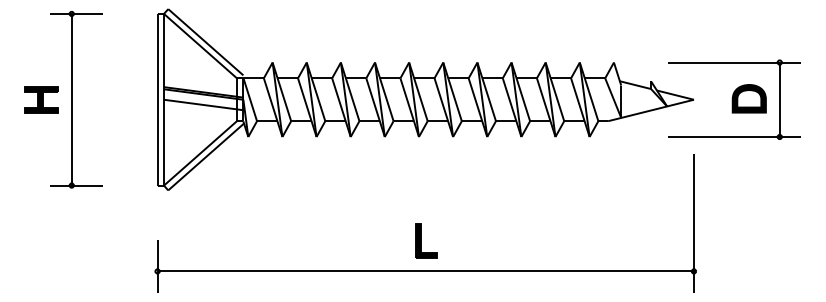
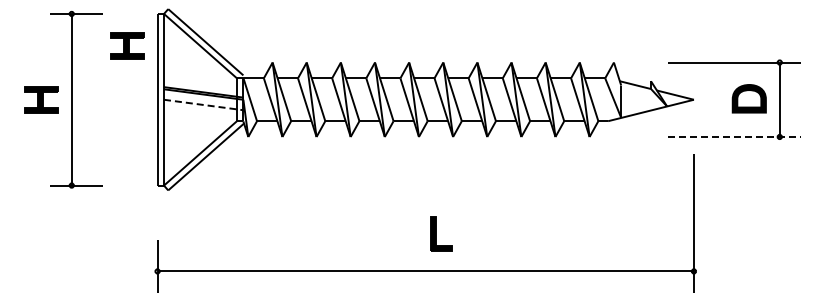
part: none -> present (127, 45)
line: solid -> dashed (204, 105)
line: solid -> dashed (735, 137)
part position: (426, 240) -> (441, 233) (441, 233)
